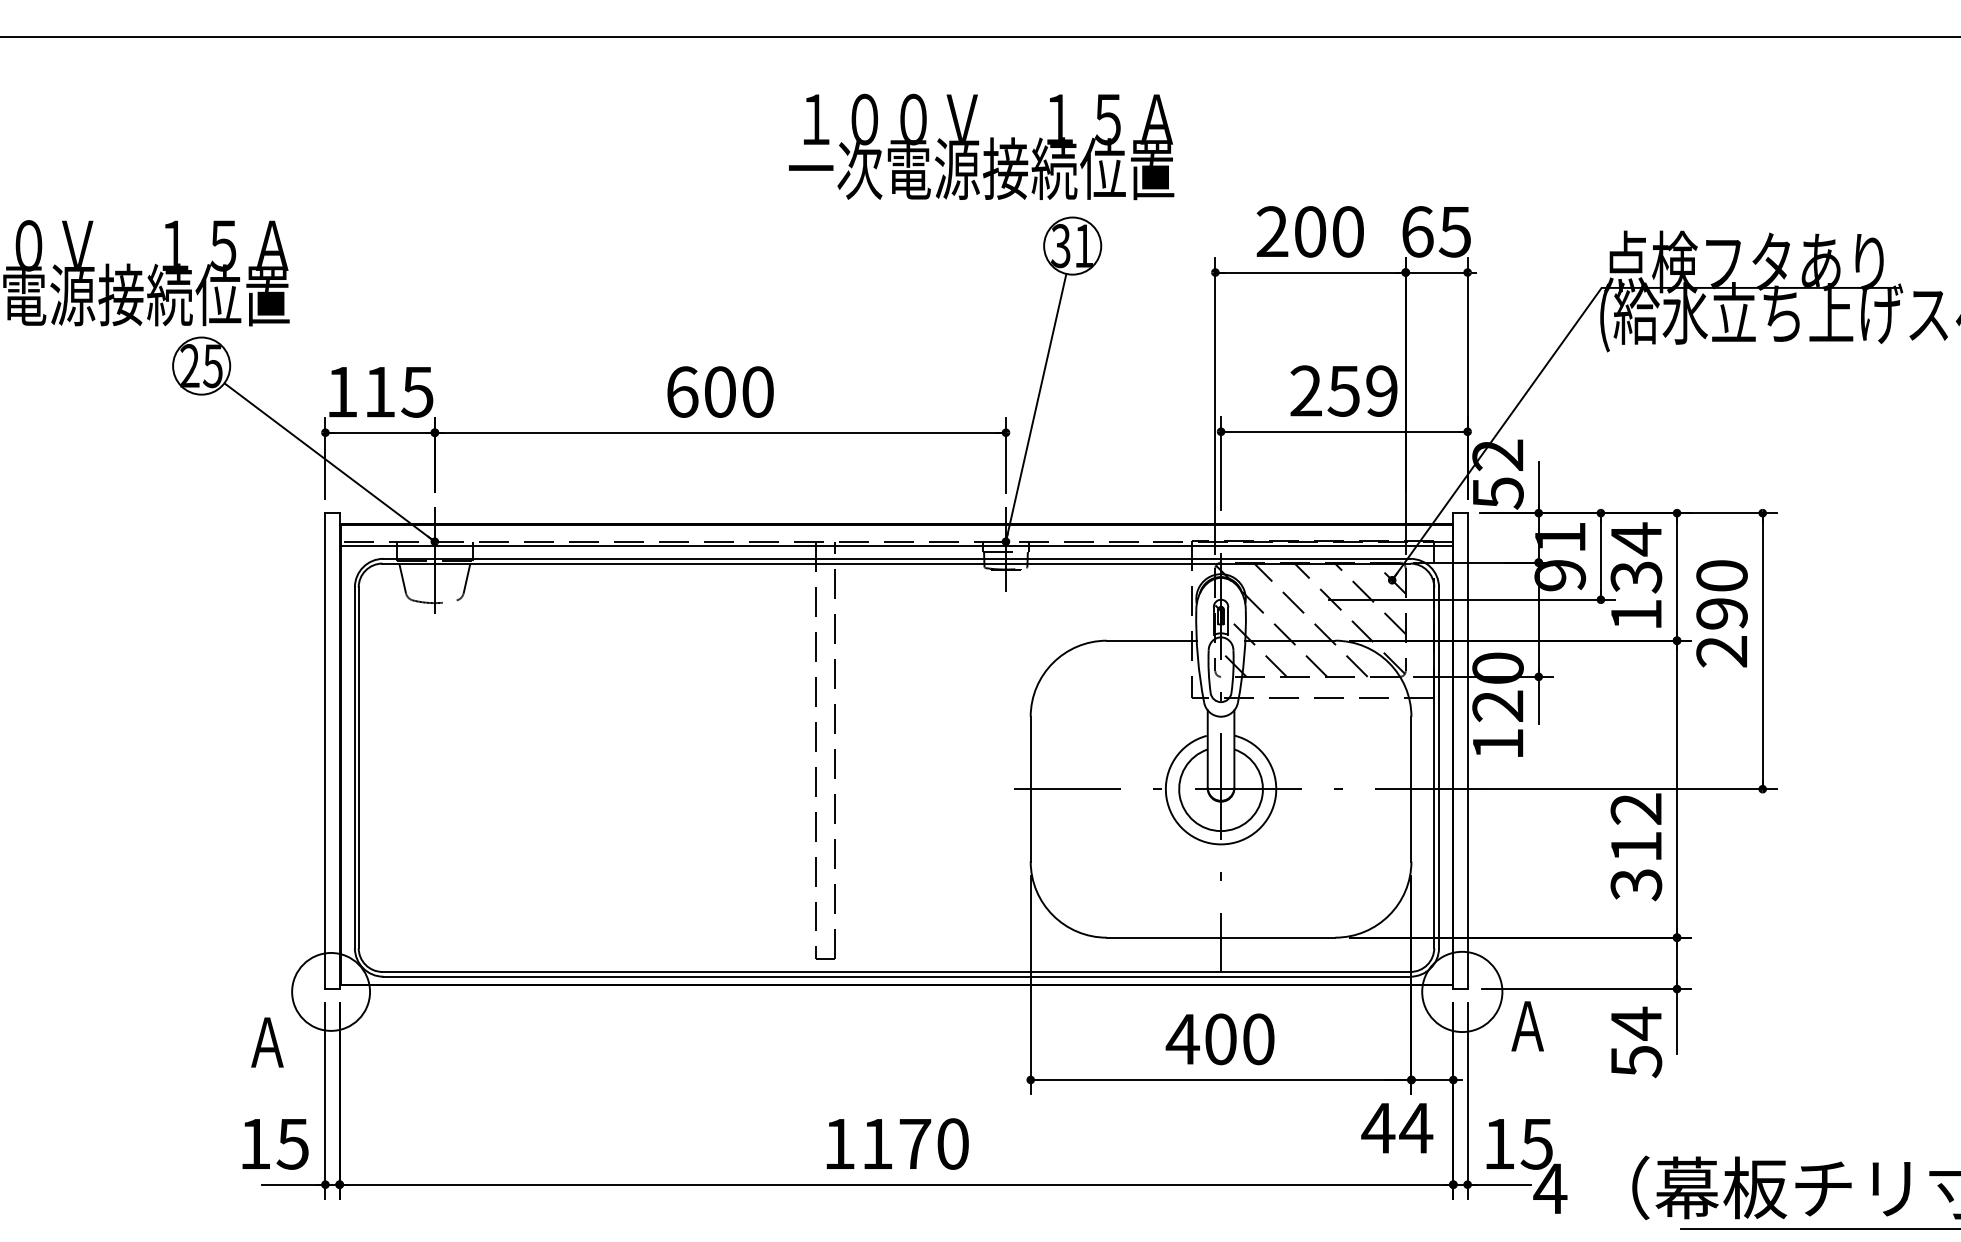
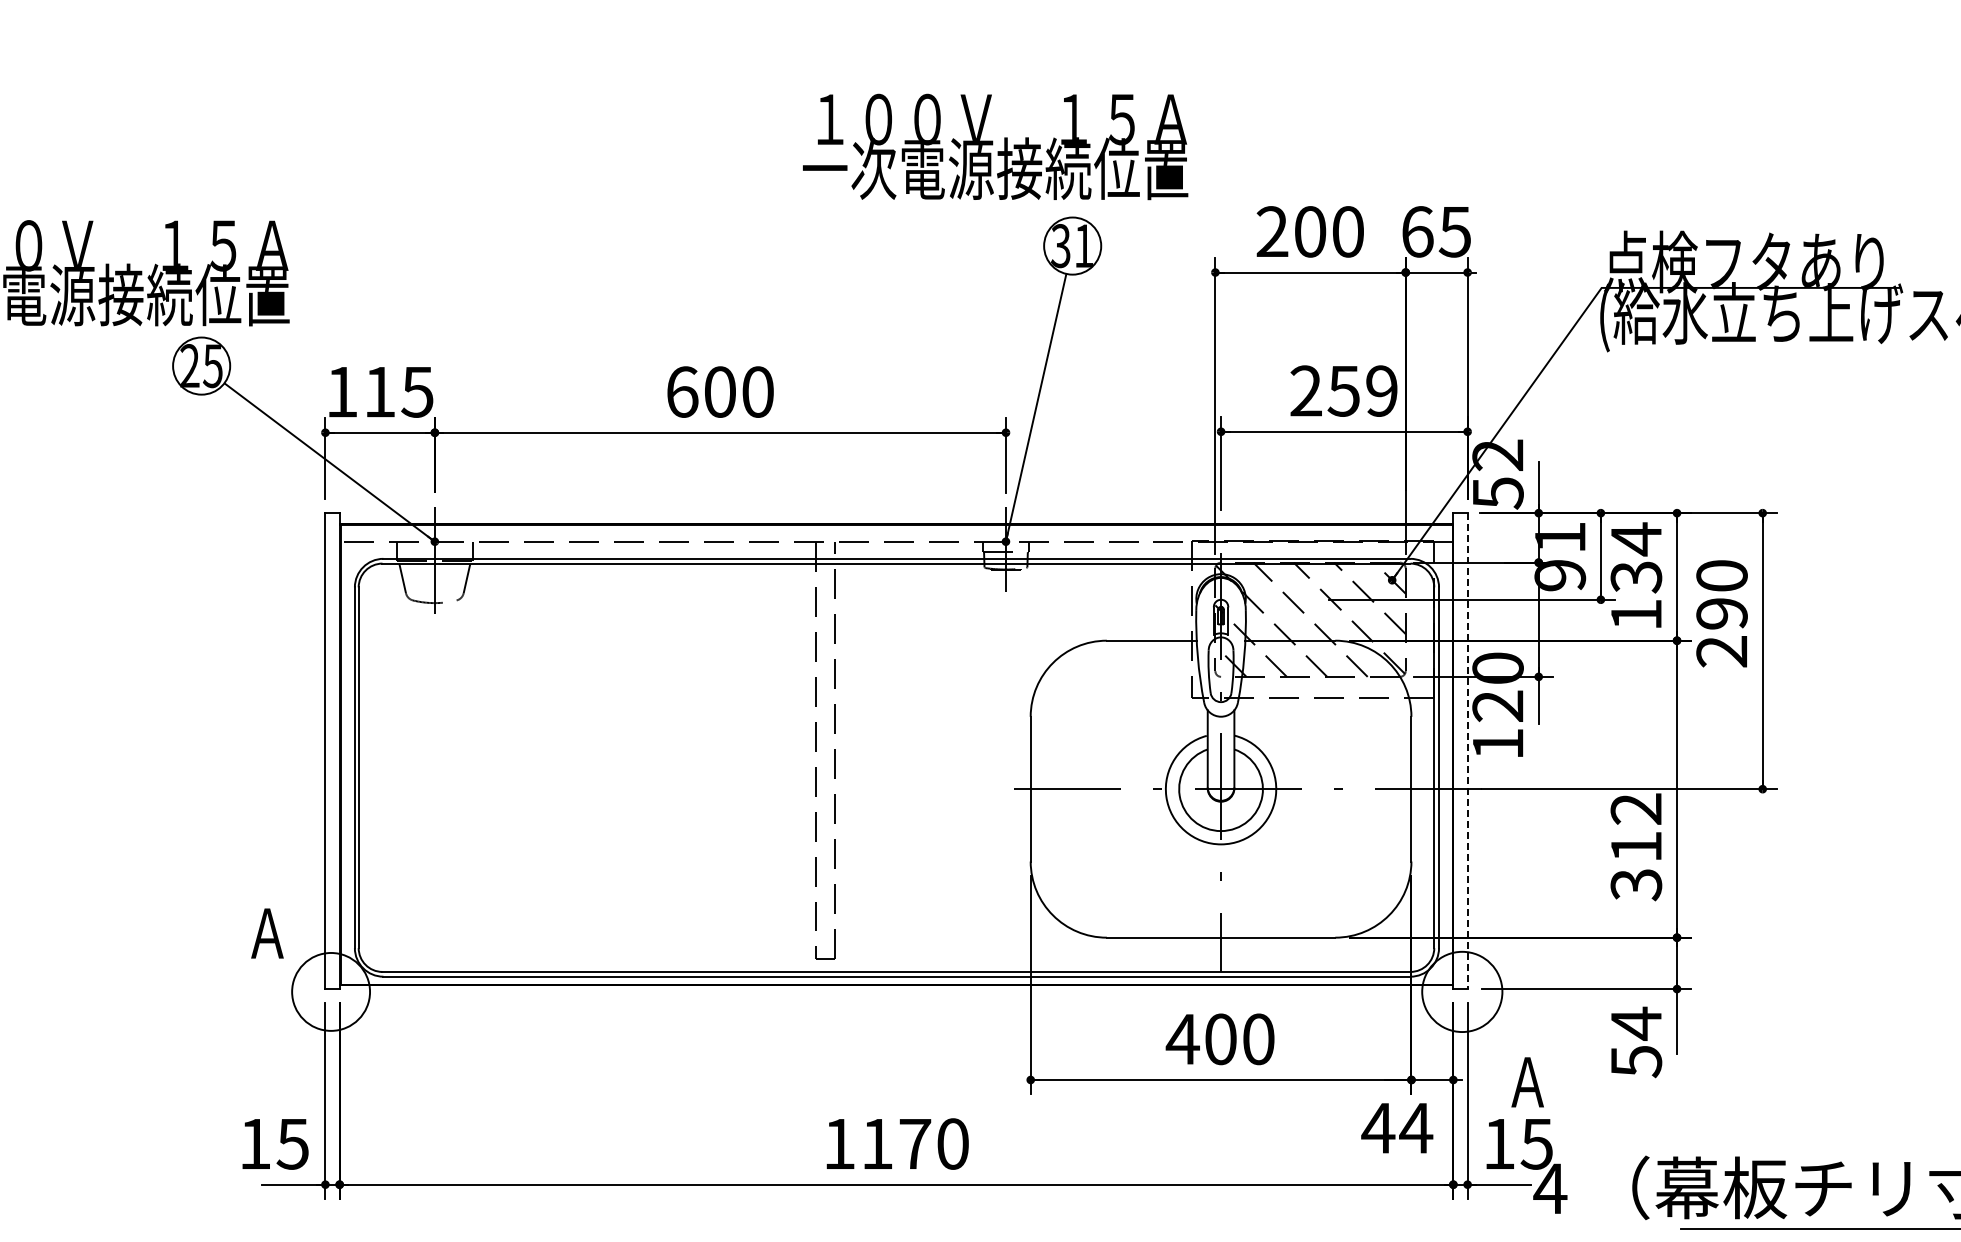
line: present -> none (979, 37)
text position: (981, 146) -> (995, 146) (995, 146)
line: present -> none (896, 546)
line: solid -> dashed (1467, 751)
text position: (1527, 1026) -> (1527, 1082) (1527, 1082)
text position: (267, 1042) -> (267, 933) (267, 933)
